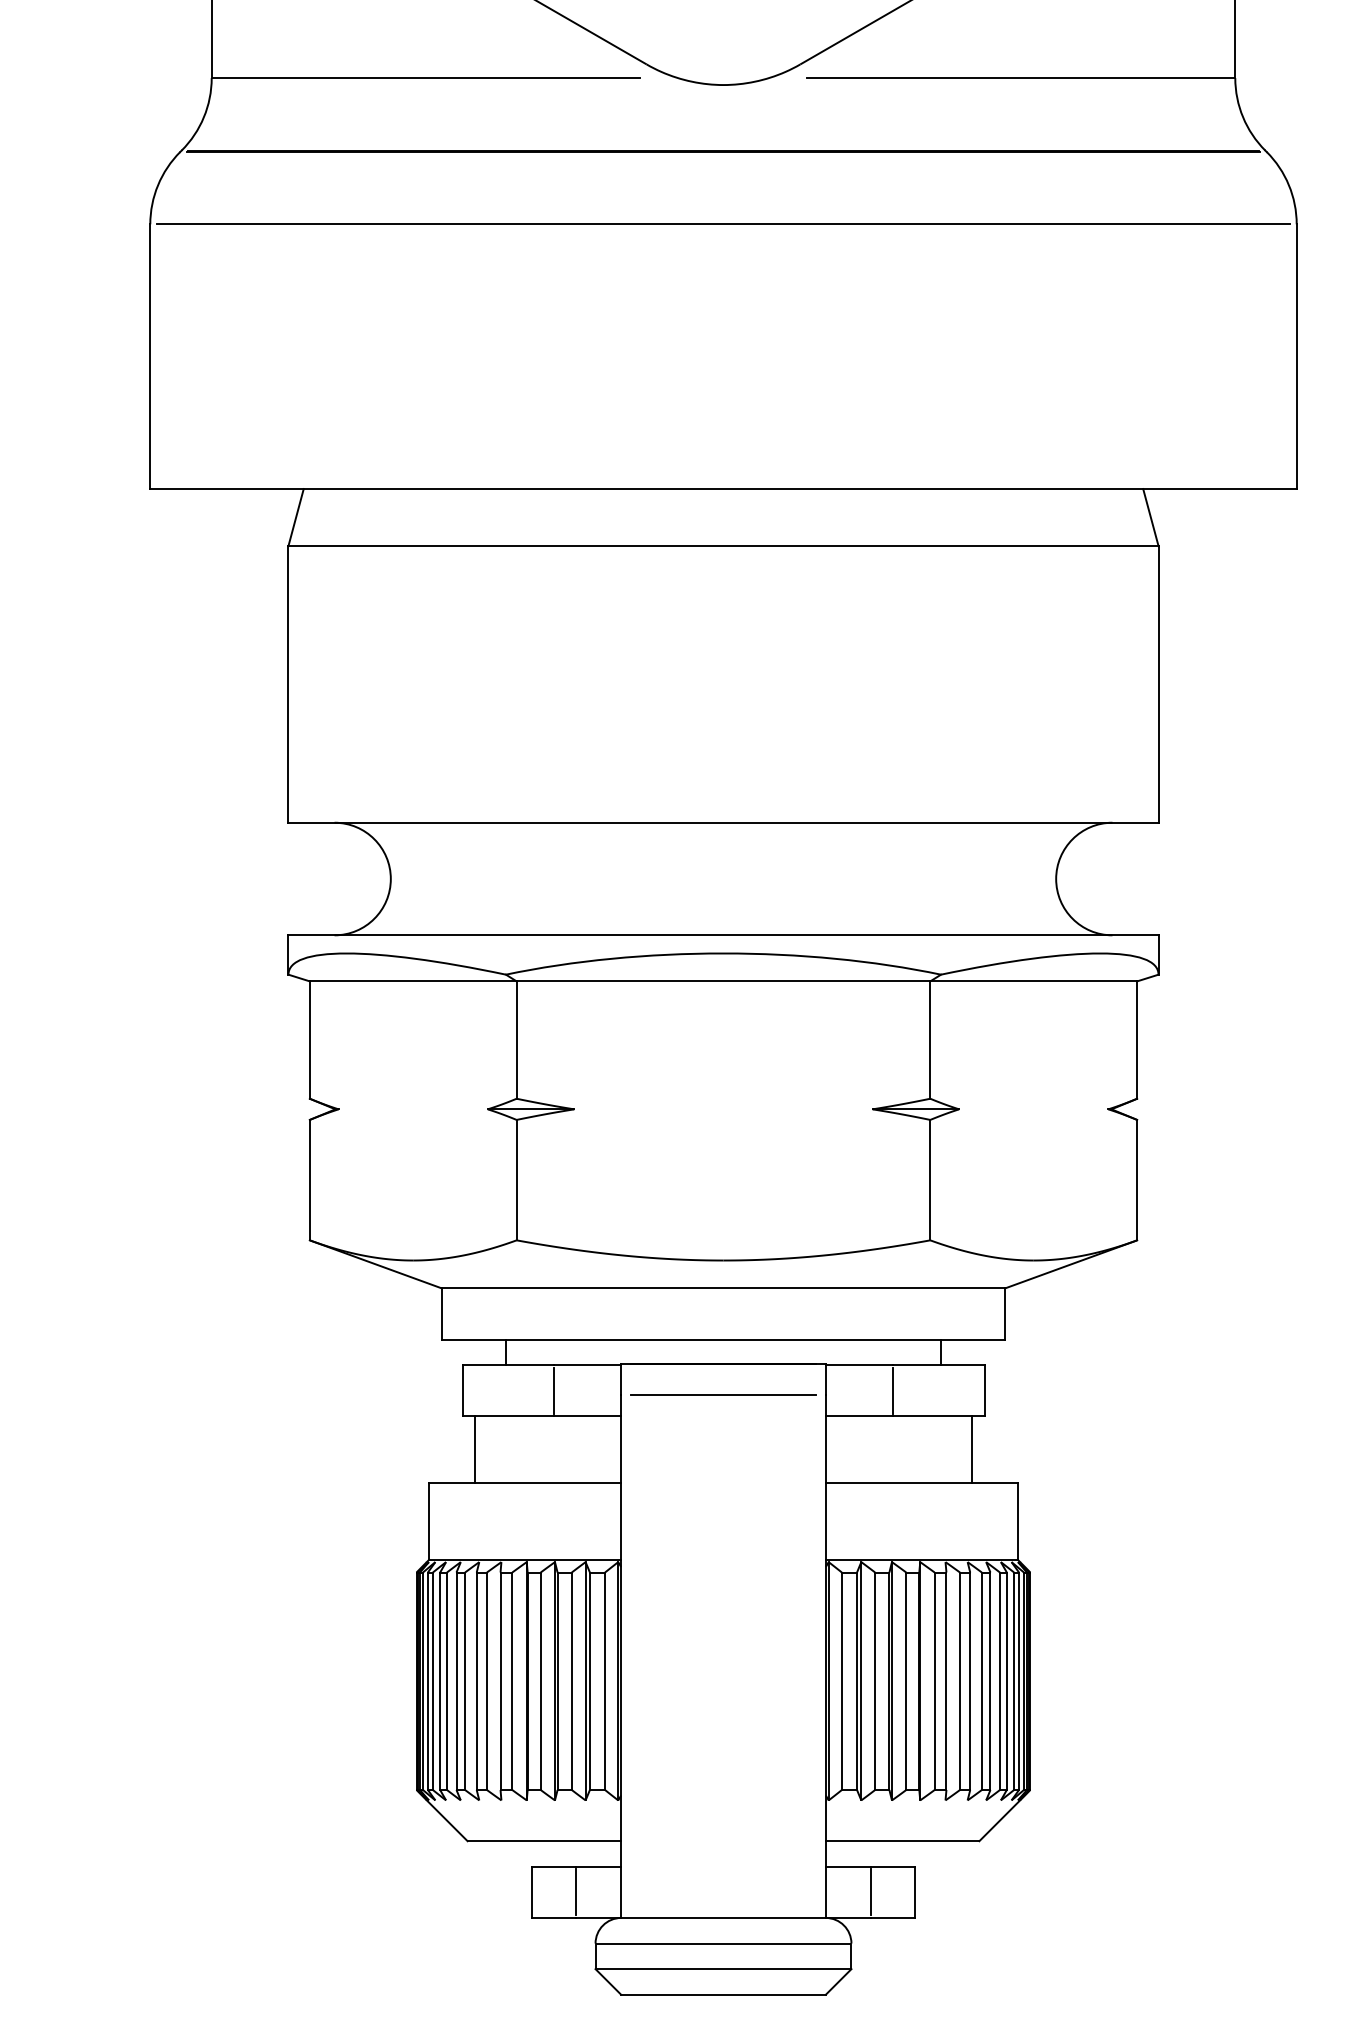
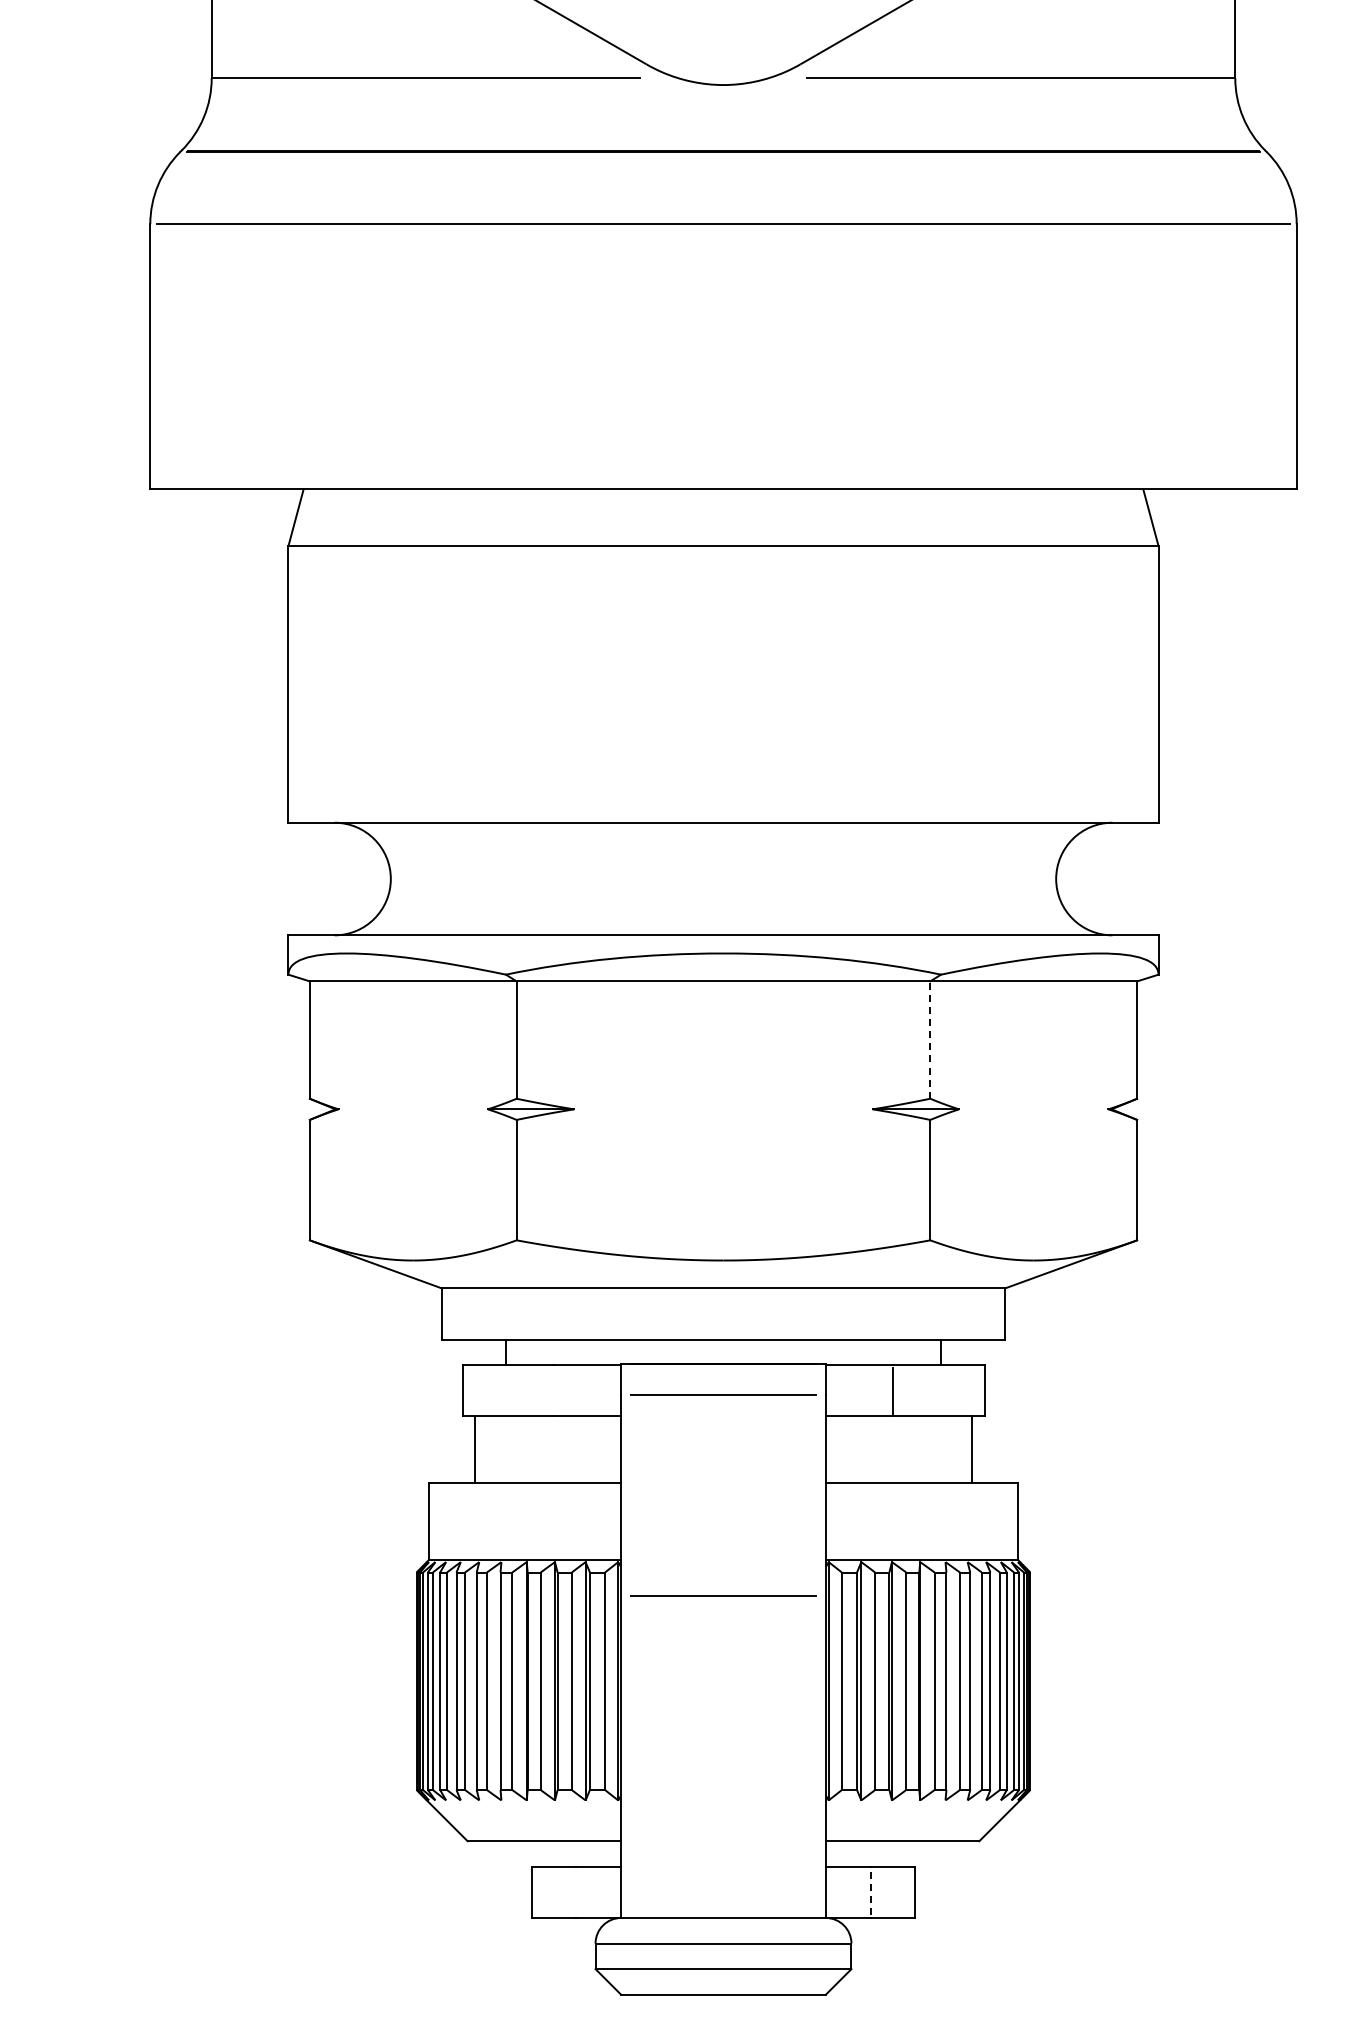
line: solid -> dashed (930, 1040)
line: present -> none (553, 1390)
line: none -> present (723, 1595)
line: solid -> dashed (870, 1891)
line: present -> none (576, 1892)
